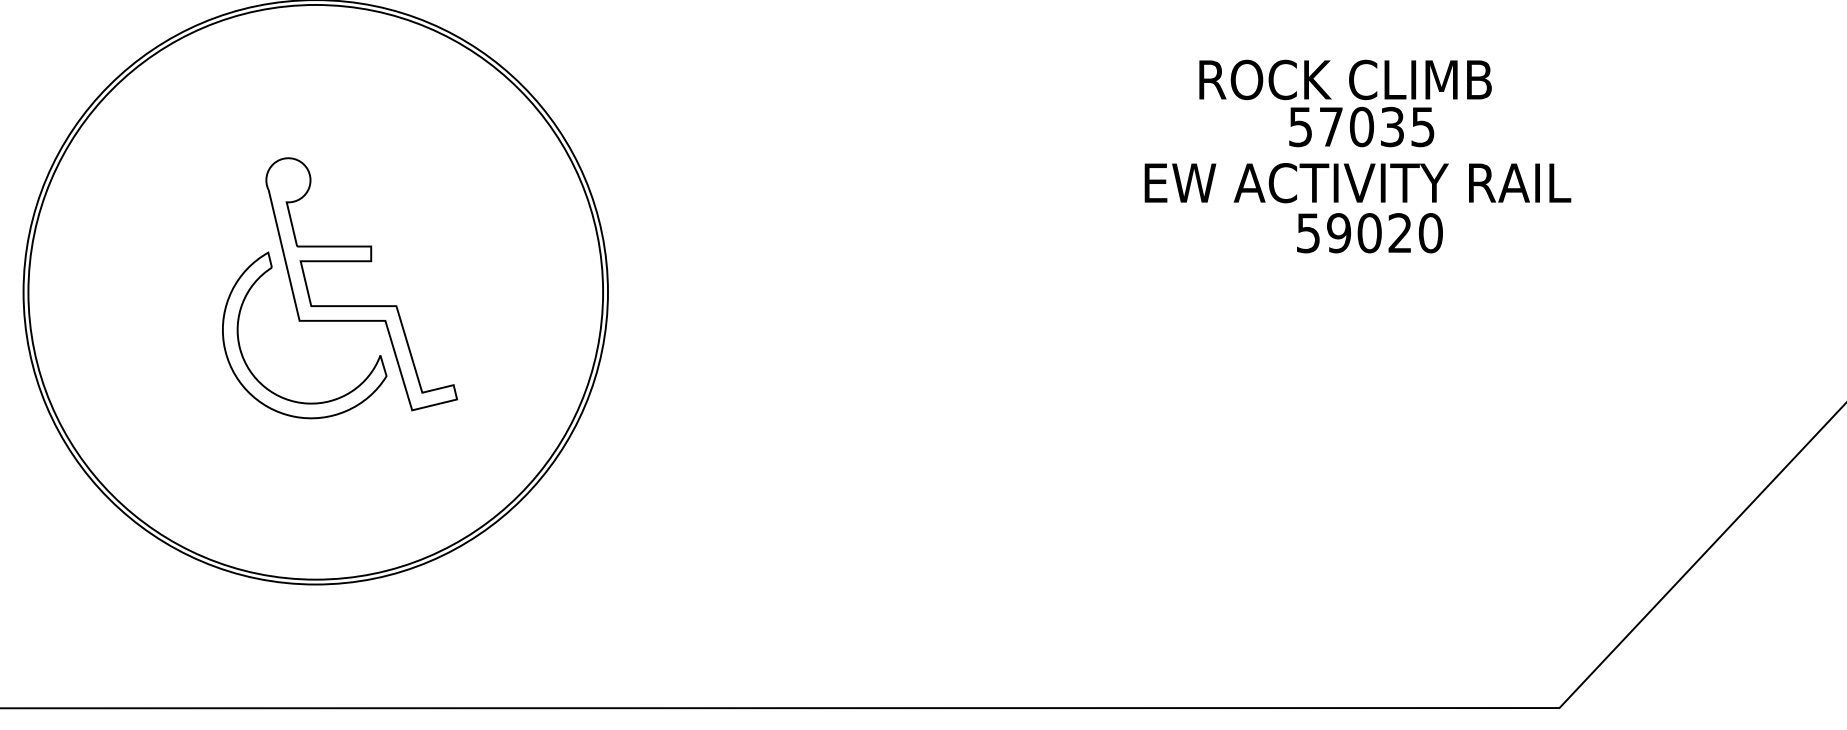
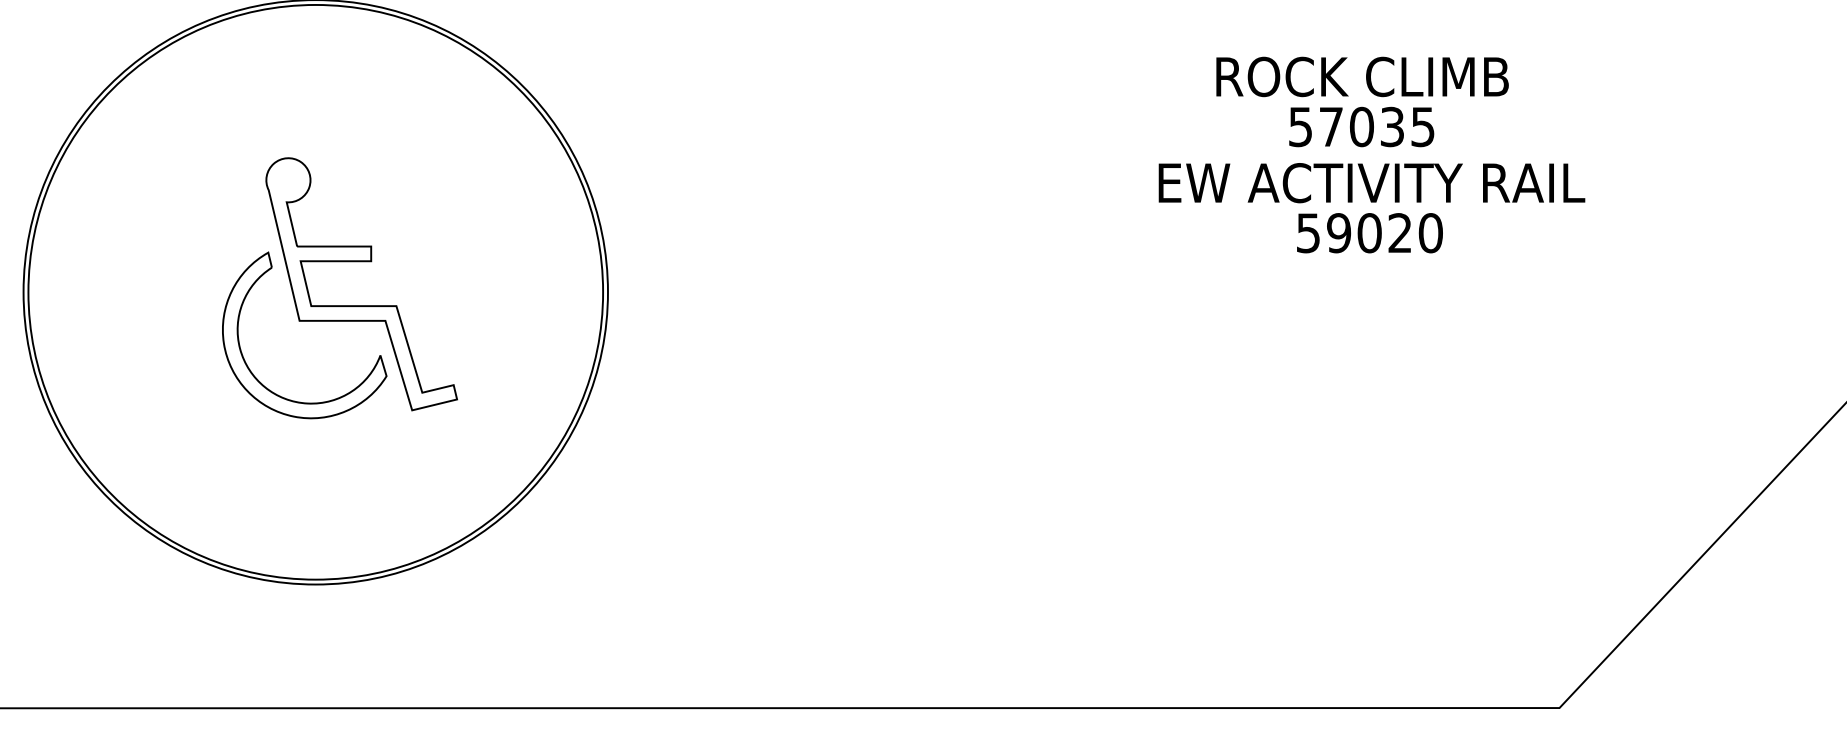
text position: (1345, 79) -> (1362, 76) (1362, 76)
text position: (1357, 183) -> (1371, 183) (1371, 183)
